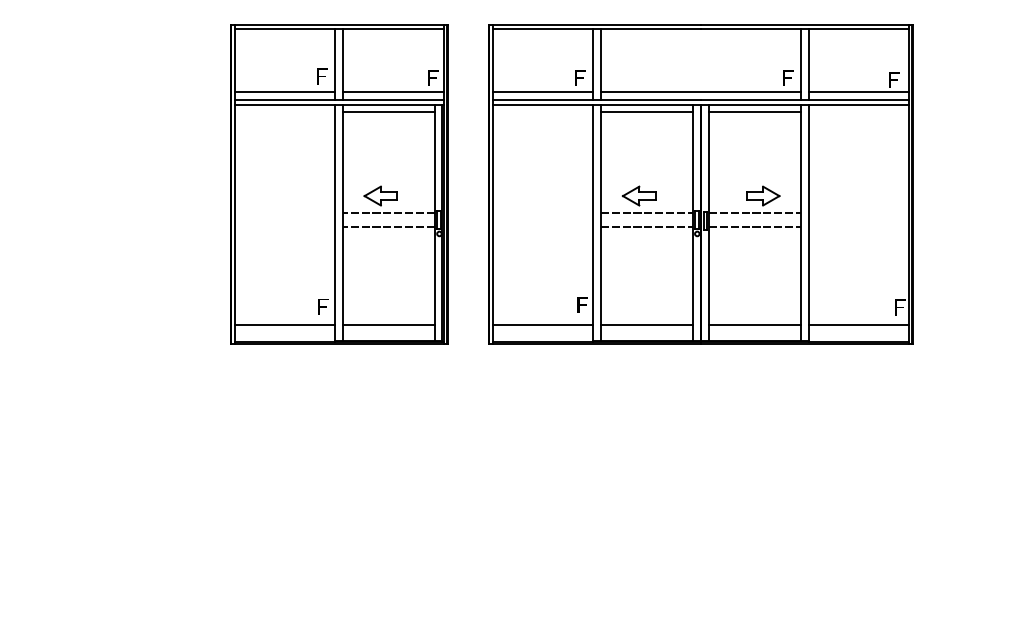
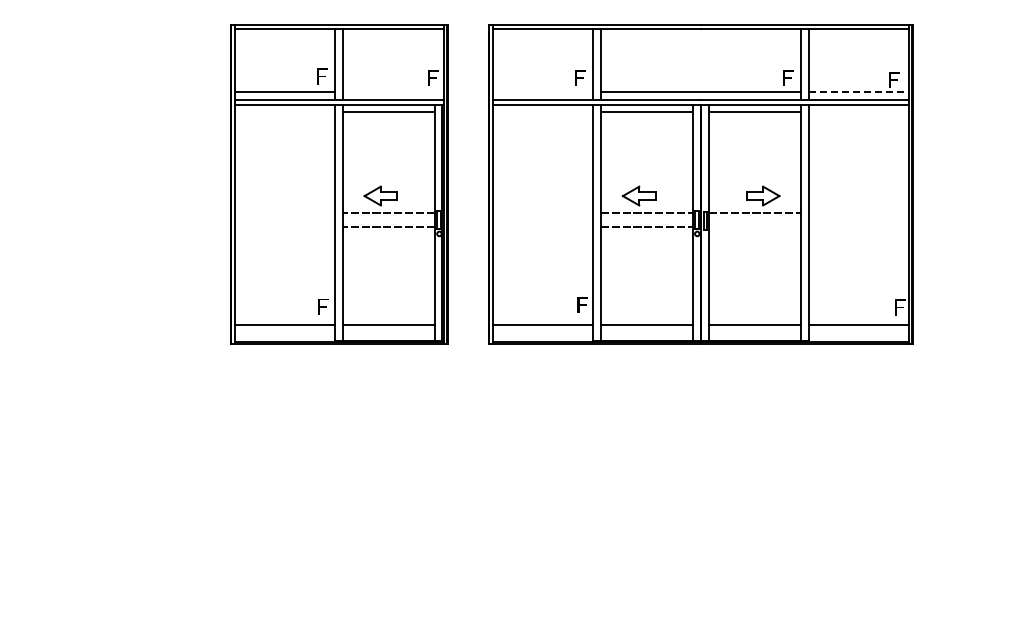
line: present -> none (393, 91)
line: present -> none (542, 91)
line: solid -> dashed (859, 91)
line: present -> none (754, 226)
